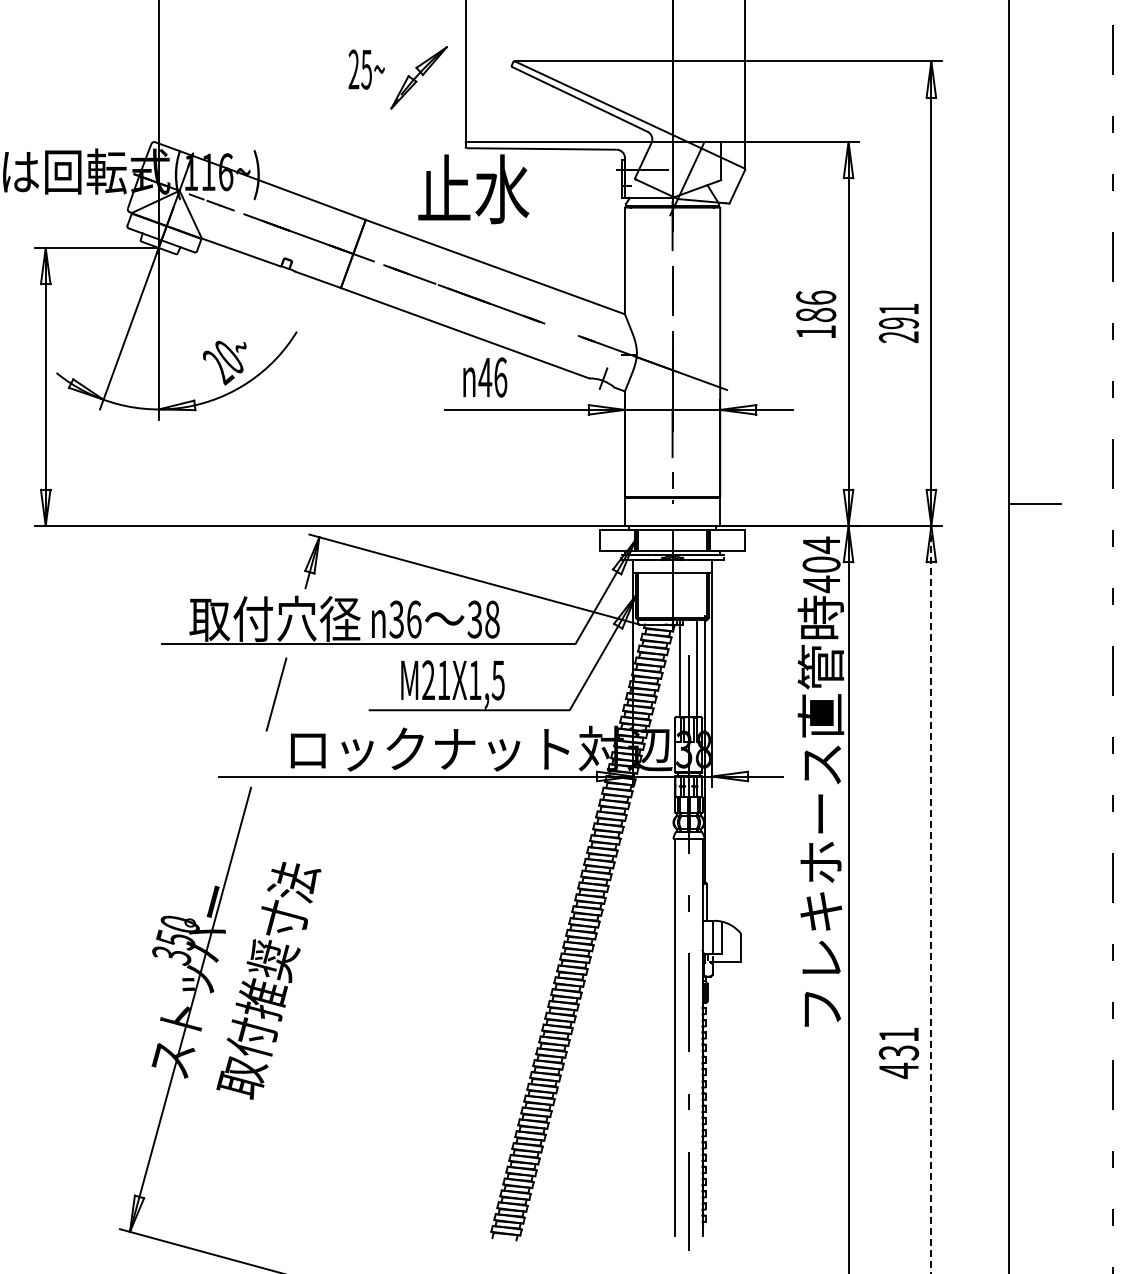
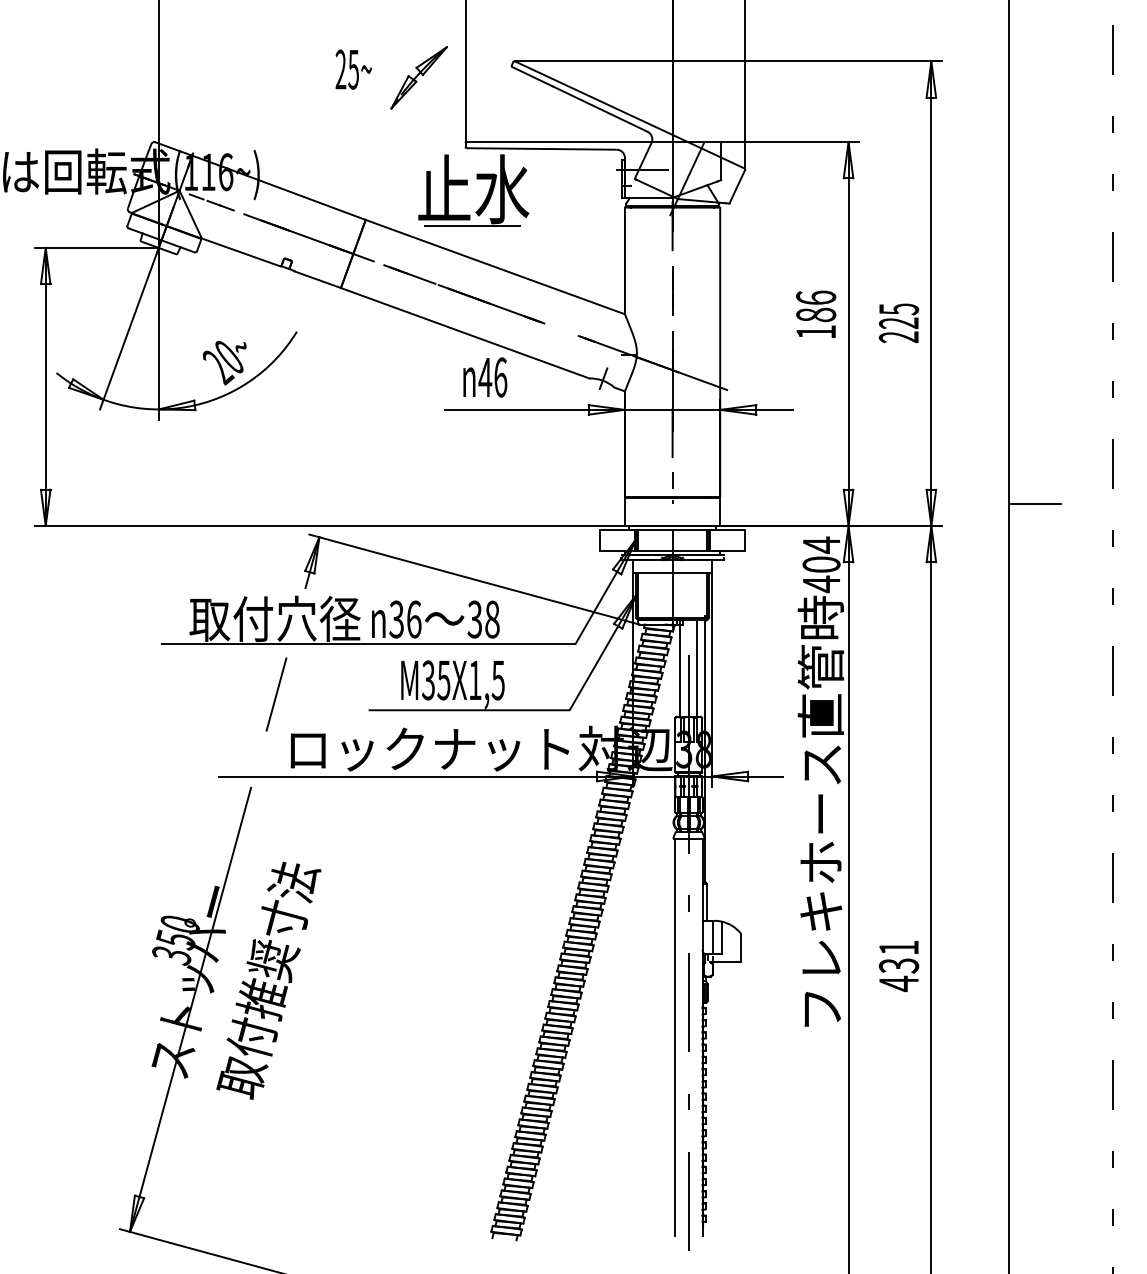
text position: (366, 69) -> (353, 69) (353, 69)
line: none -> present (472, 225)
text: 291 -> 225 (899, 316)
text: M21X1,5 -> M35X1,5 (436, 680)
line: dashed -> solid (931, 899)
text position: (898, 1053) -> (898, 966) (898, 966)
